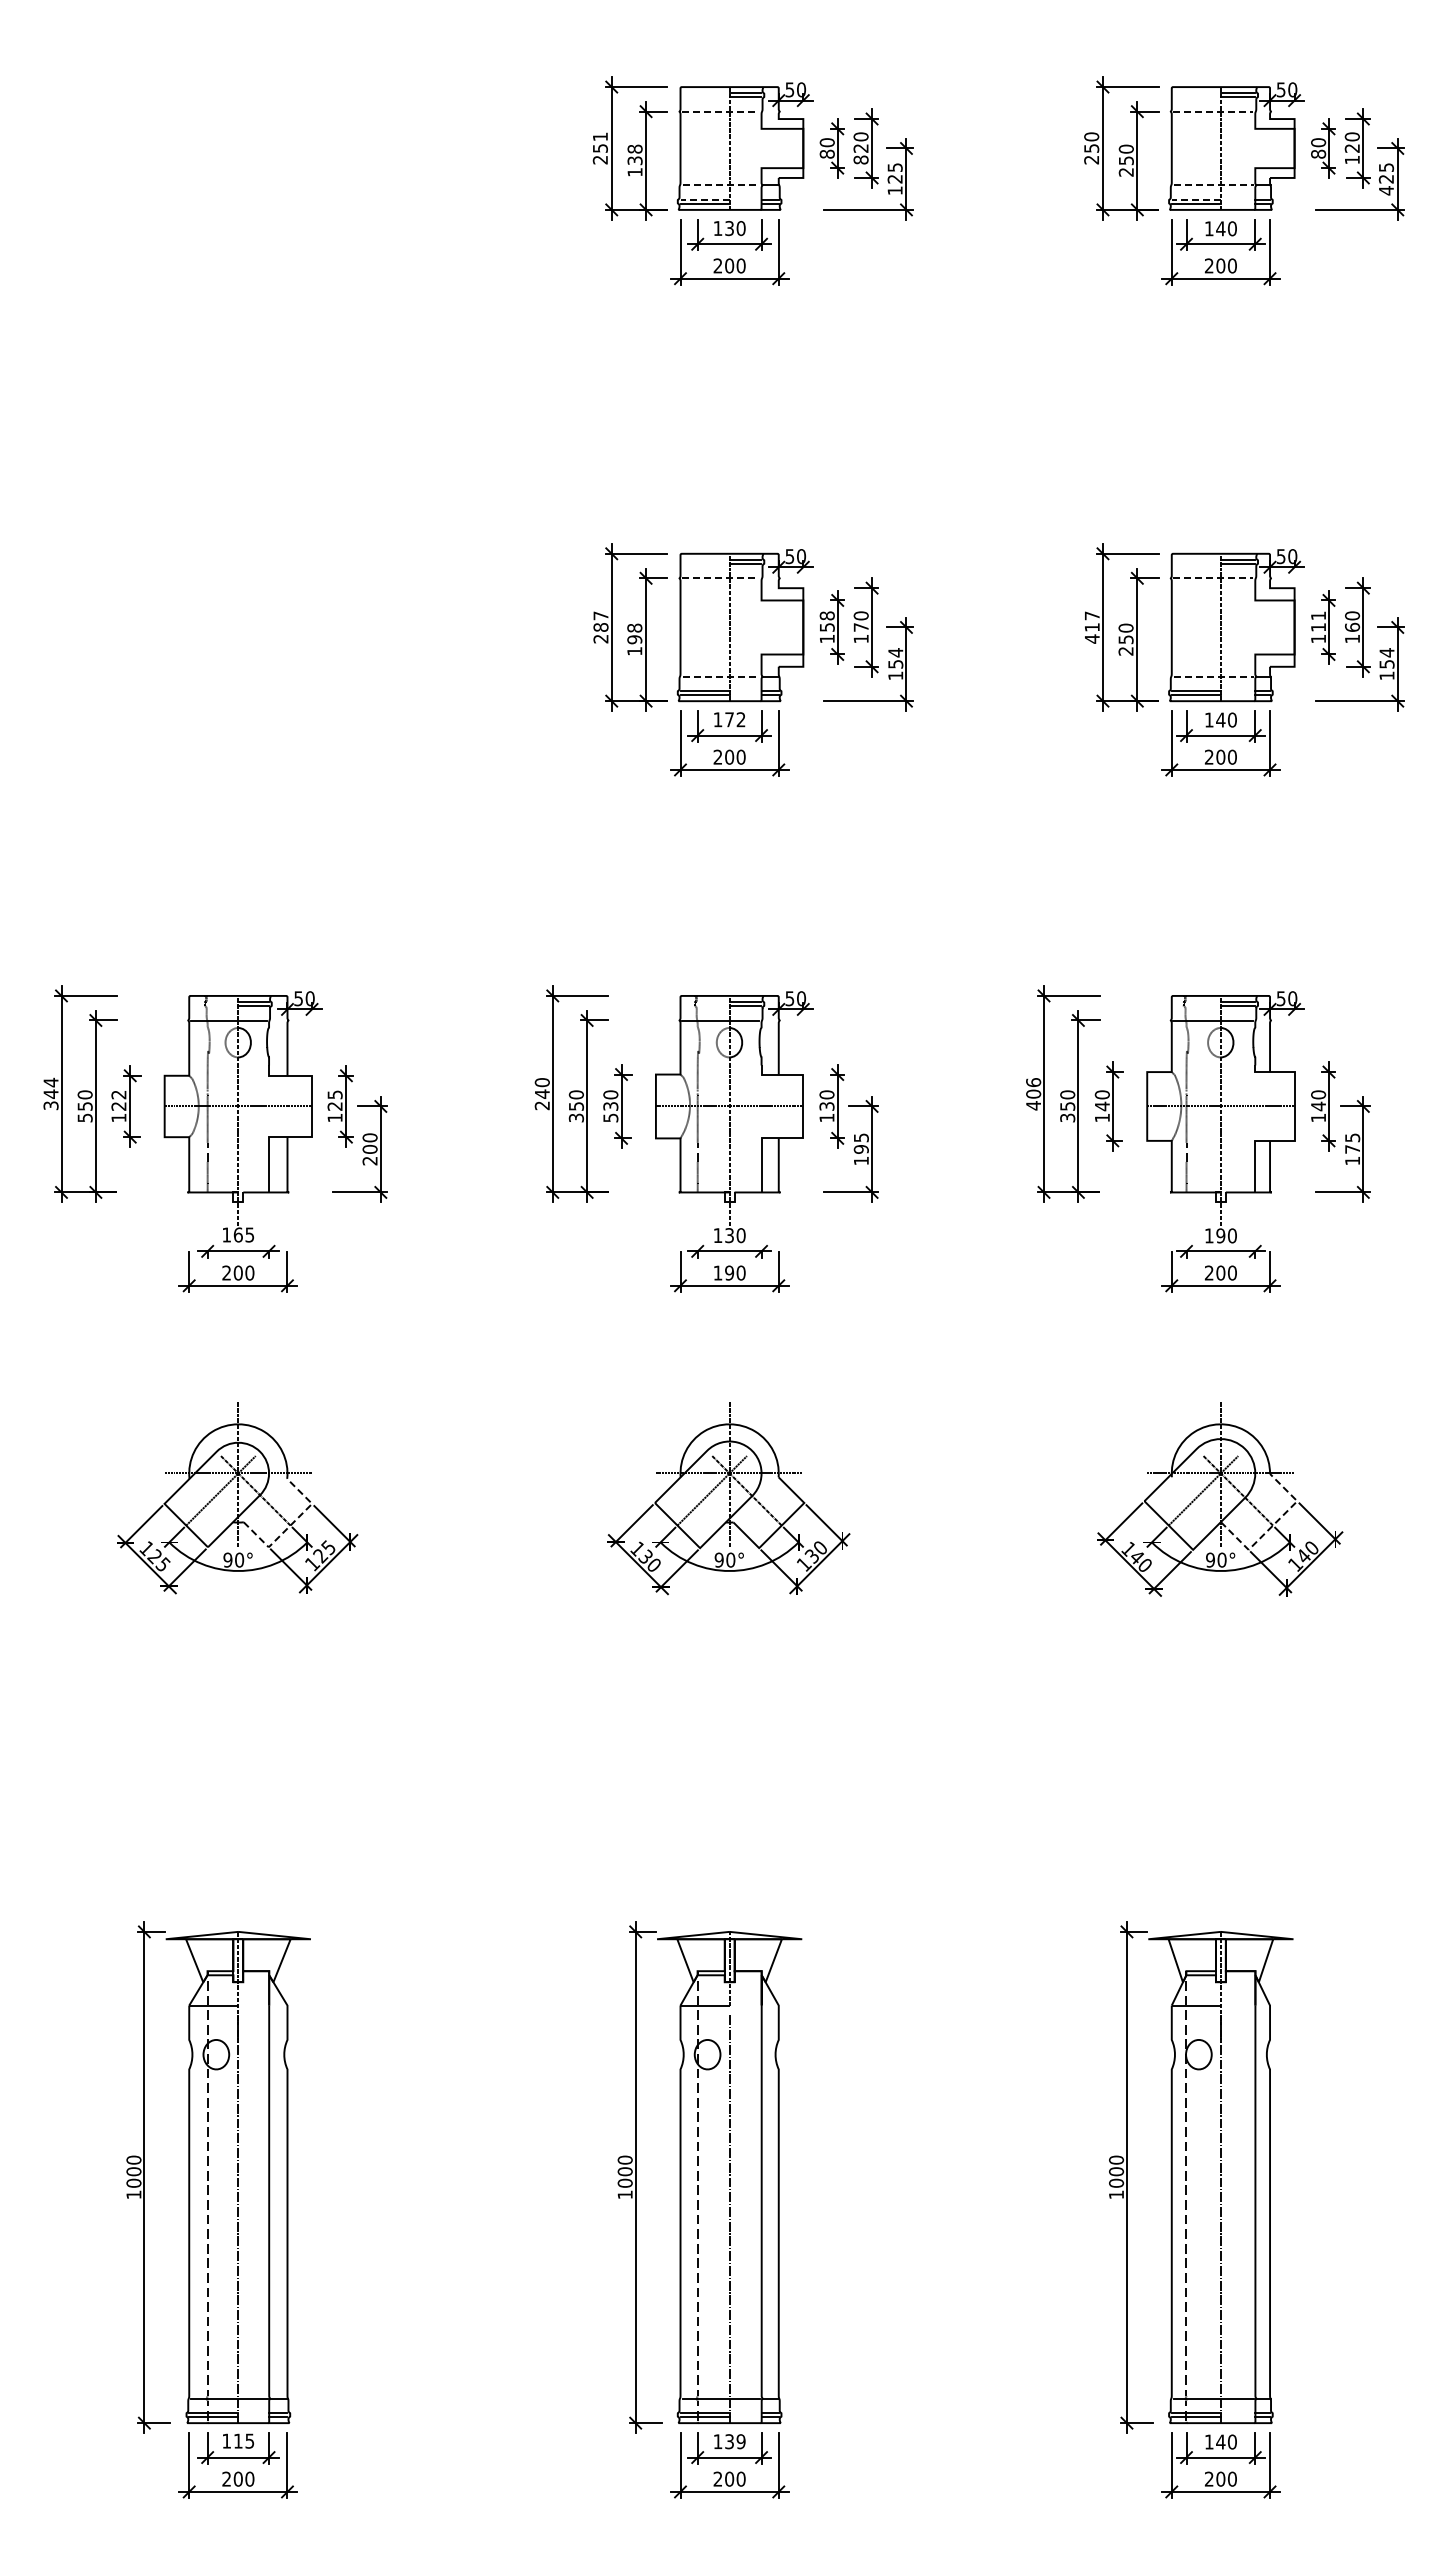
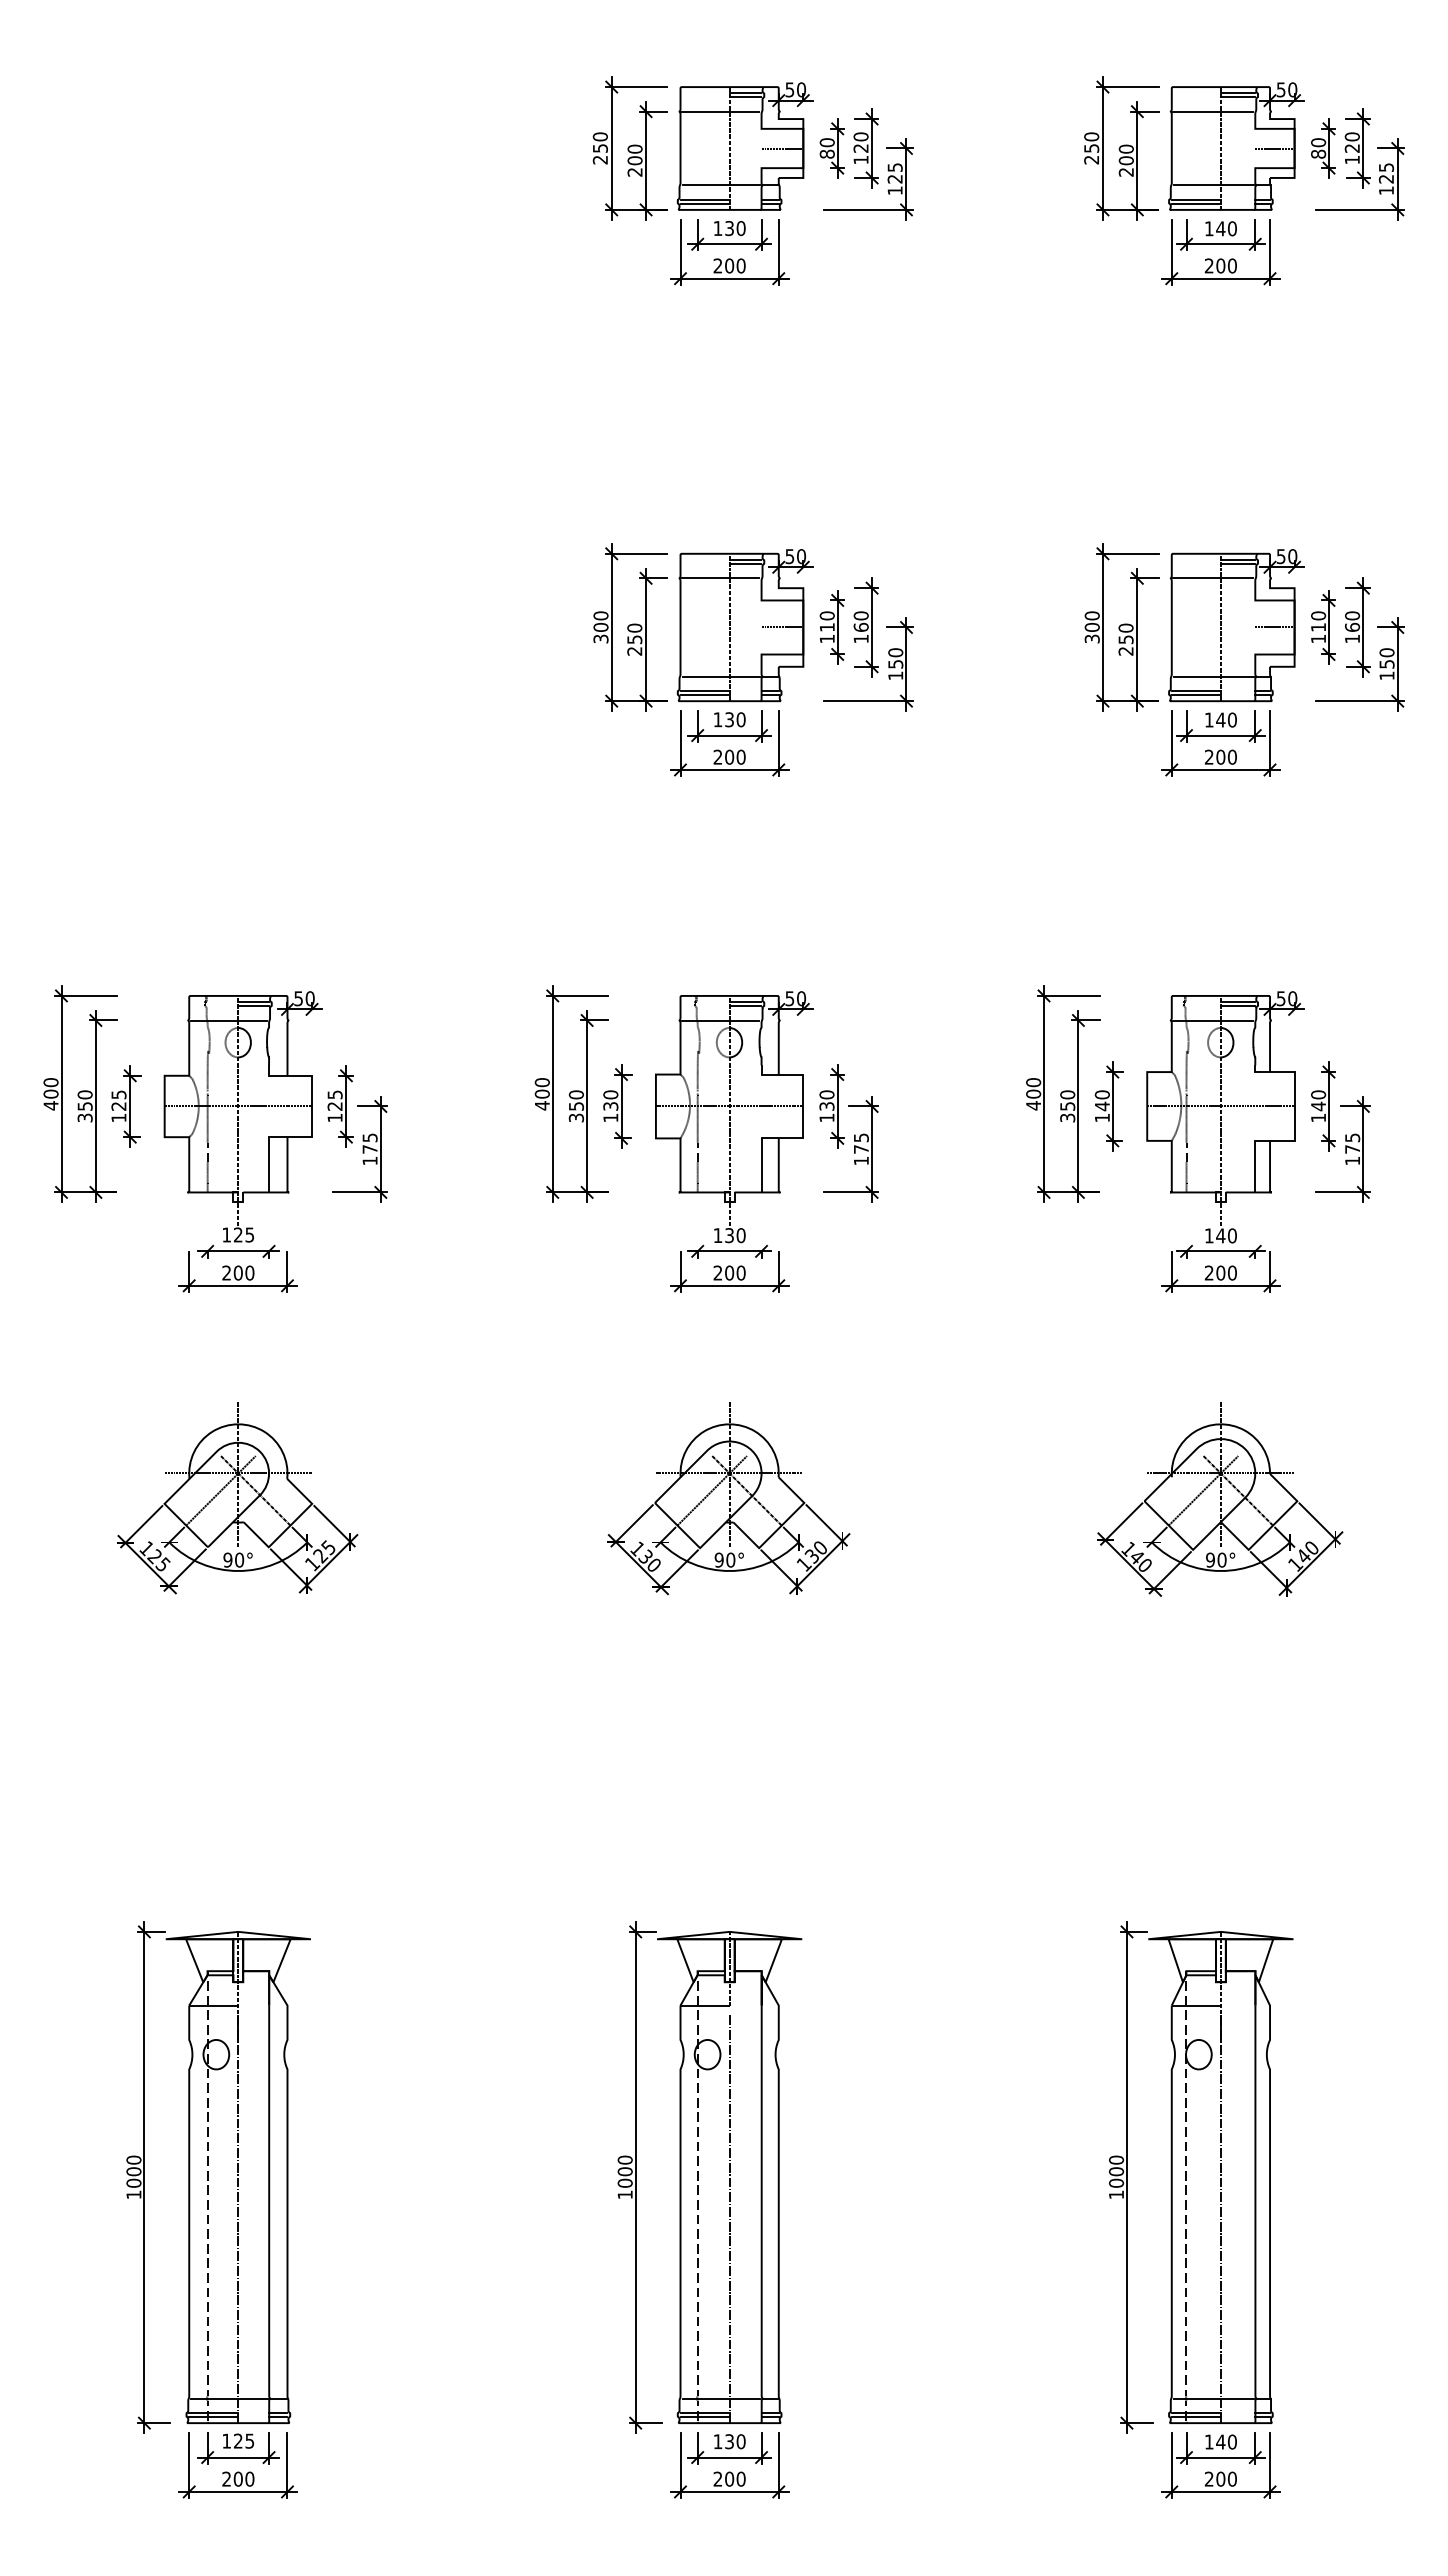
line: dashed -> solid (720, 111)
line: dashed -> solid (1213, 111)
text: 251 -> 250 (599, 136)
line: none -> present (782, 148)
line: none -> present (1274, 148)
text: 820 -> 120 (860, 159)
text: 138 -> 200 (634, 160)
text: 250 -> 200 (1125, 160)
line: dashed -> solid (721, 185)
line: dashed -> solid (1213, 185)
text: 425 -> 125 (1386, 190)
line: dashed -> solid (704, 199)
line: dashed -> solid (1195, 199)
line: dashed -> solid (720, 578)
line: dashed -> solid (1213, 578)
text: 111 -> 110 (1318, 615)
text: 158 -> 110 (827, 621)
text: 170 -> 160 (860, 626)
text: 287 -> 300 (600, 627)
line: none -> present (782, 627)
text: 417 -> 300 (1091, 627)
line: none -> present (1274, 627)
text: 198 -> 250 (634, 639)
text: 154 -> 150 (895, 652)
text: 154 -> 150 (1386, 652)
line: dashed -> solid (721, 676)
line: dashed -> solid (1213, 676)
text: 172 -> 130 (735, 719)
text: 406 -> 400 (1033, 1082)
text: 344 -> 400 (50, 1093)
text: 122 -> 125 (118, 1094)
text: 240 -> 400 (541, 1099)
text: 550 -> 350 (84, 1117)
text: 530 -> 130 (610, 1117)
text: 200 -> 175 (369, 1149)
text: 195 -> 175 (860, 1149)
text: 165 -> 125 (237, 1234)
text: 190 -> 140 (1220, 1235)
text: 190 -> 200 (723, 1272)
line: dashed -> solid (290, 1525)
line: dashed -> solid (1272, 1525)
text: 115 -> 125 (238, 2440)
text: 139 -> 130 (740, 2441)
